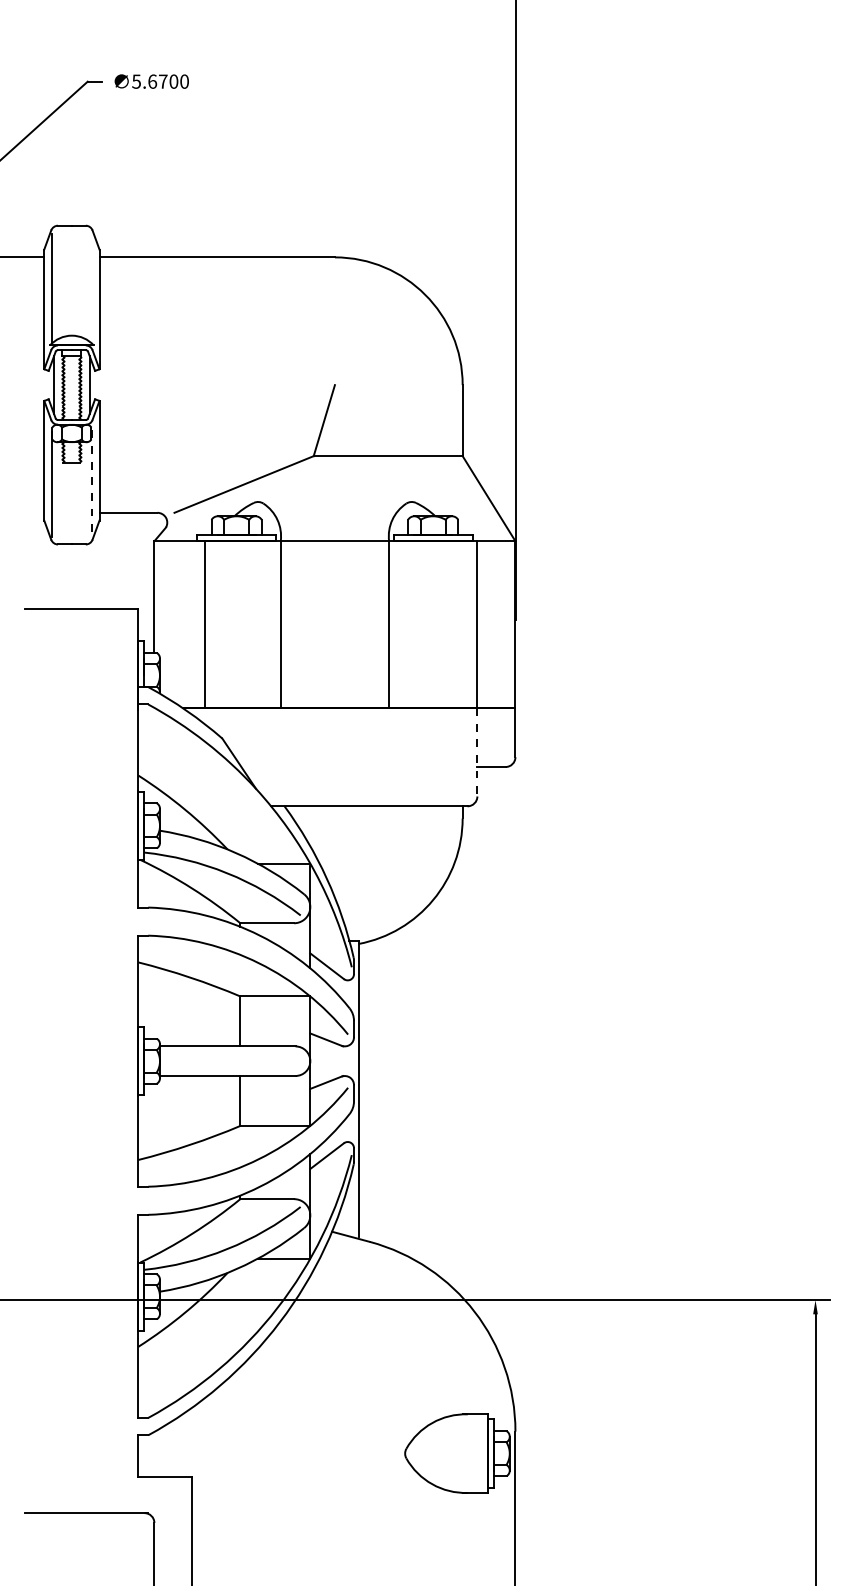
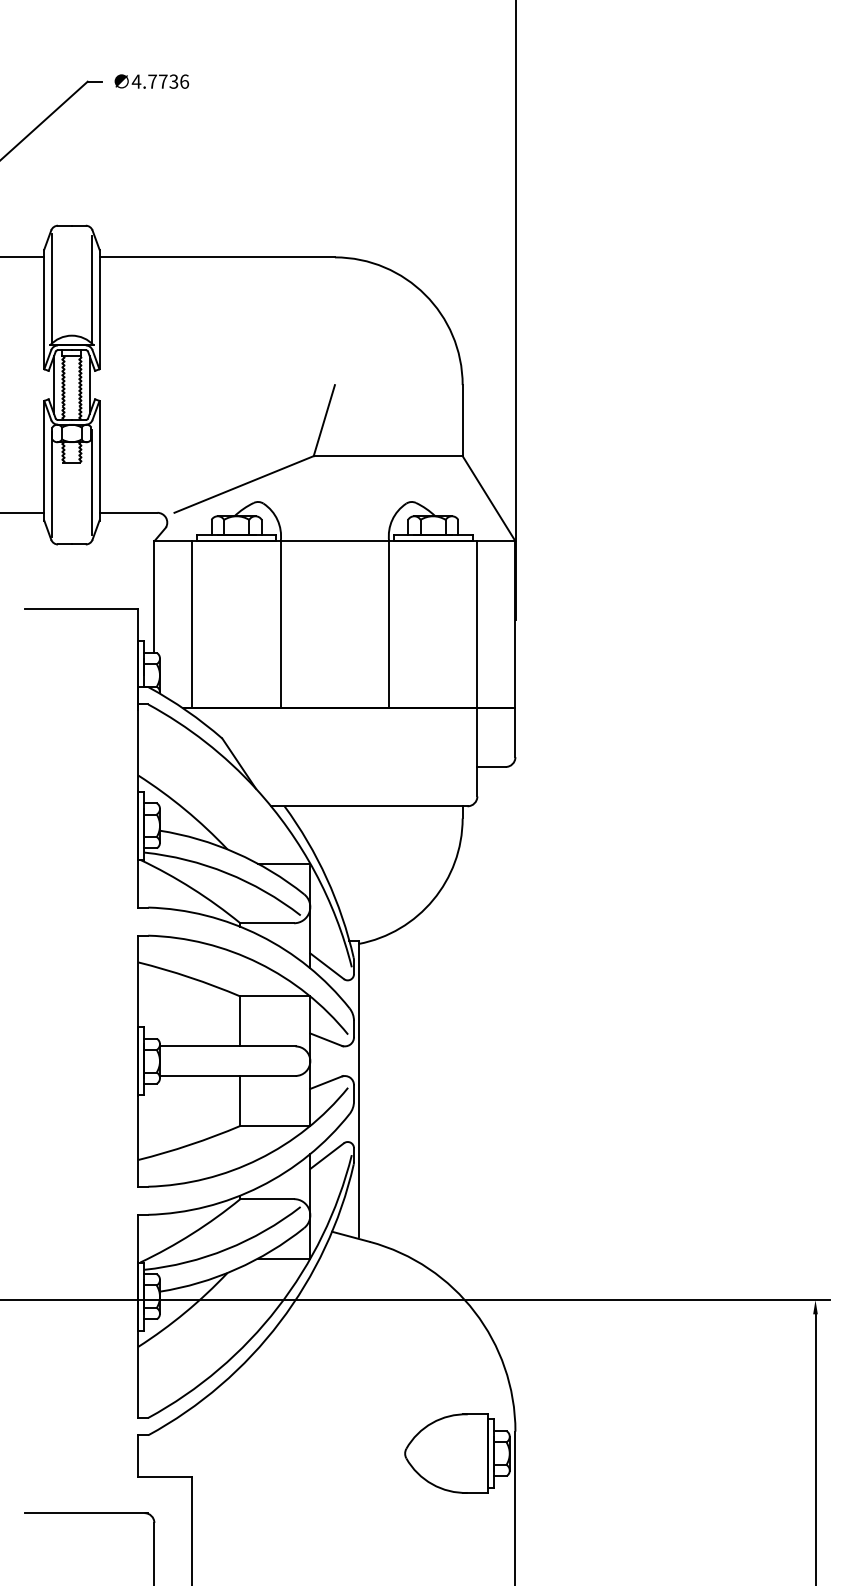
text: 5.6700 -> 4.7736 (160, 81)
line: none -> present (92, 289)
line: dashed -> solid (92, 483)
line: none -> present (23, 512)
line position: (205, 624) -> (192, 624) (192, 624)
line: dashed -> solid (477, 752)
